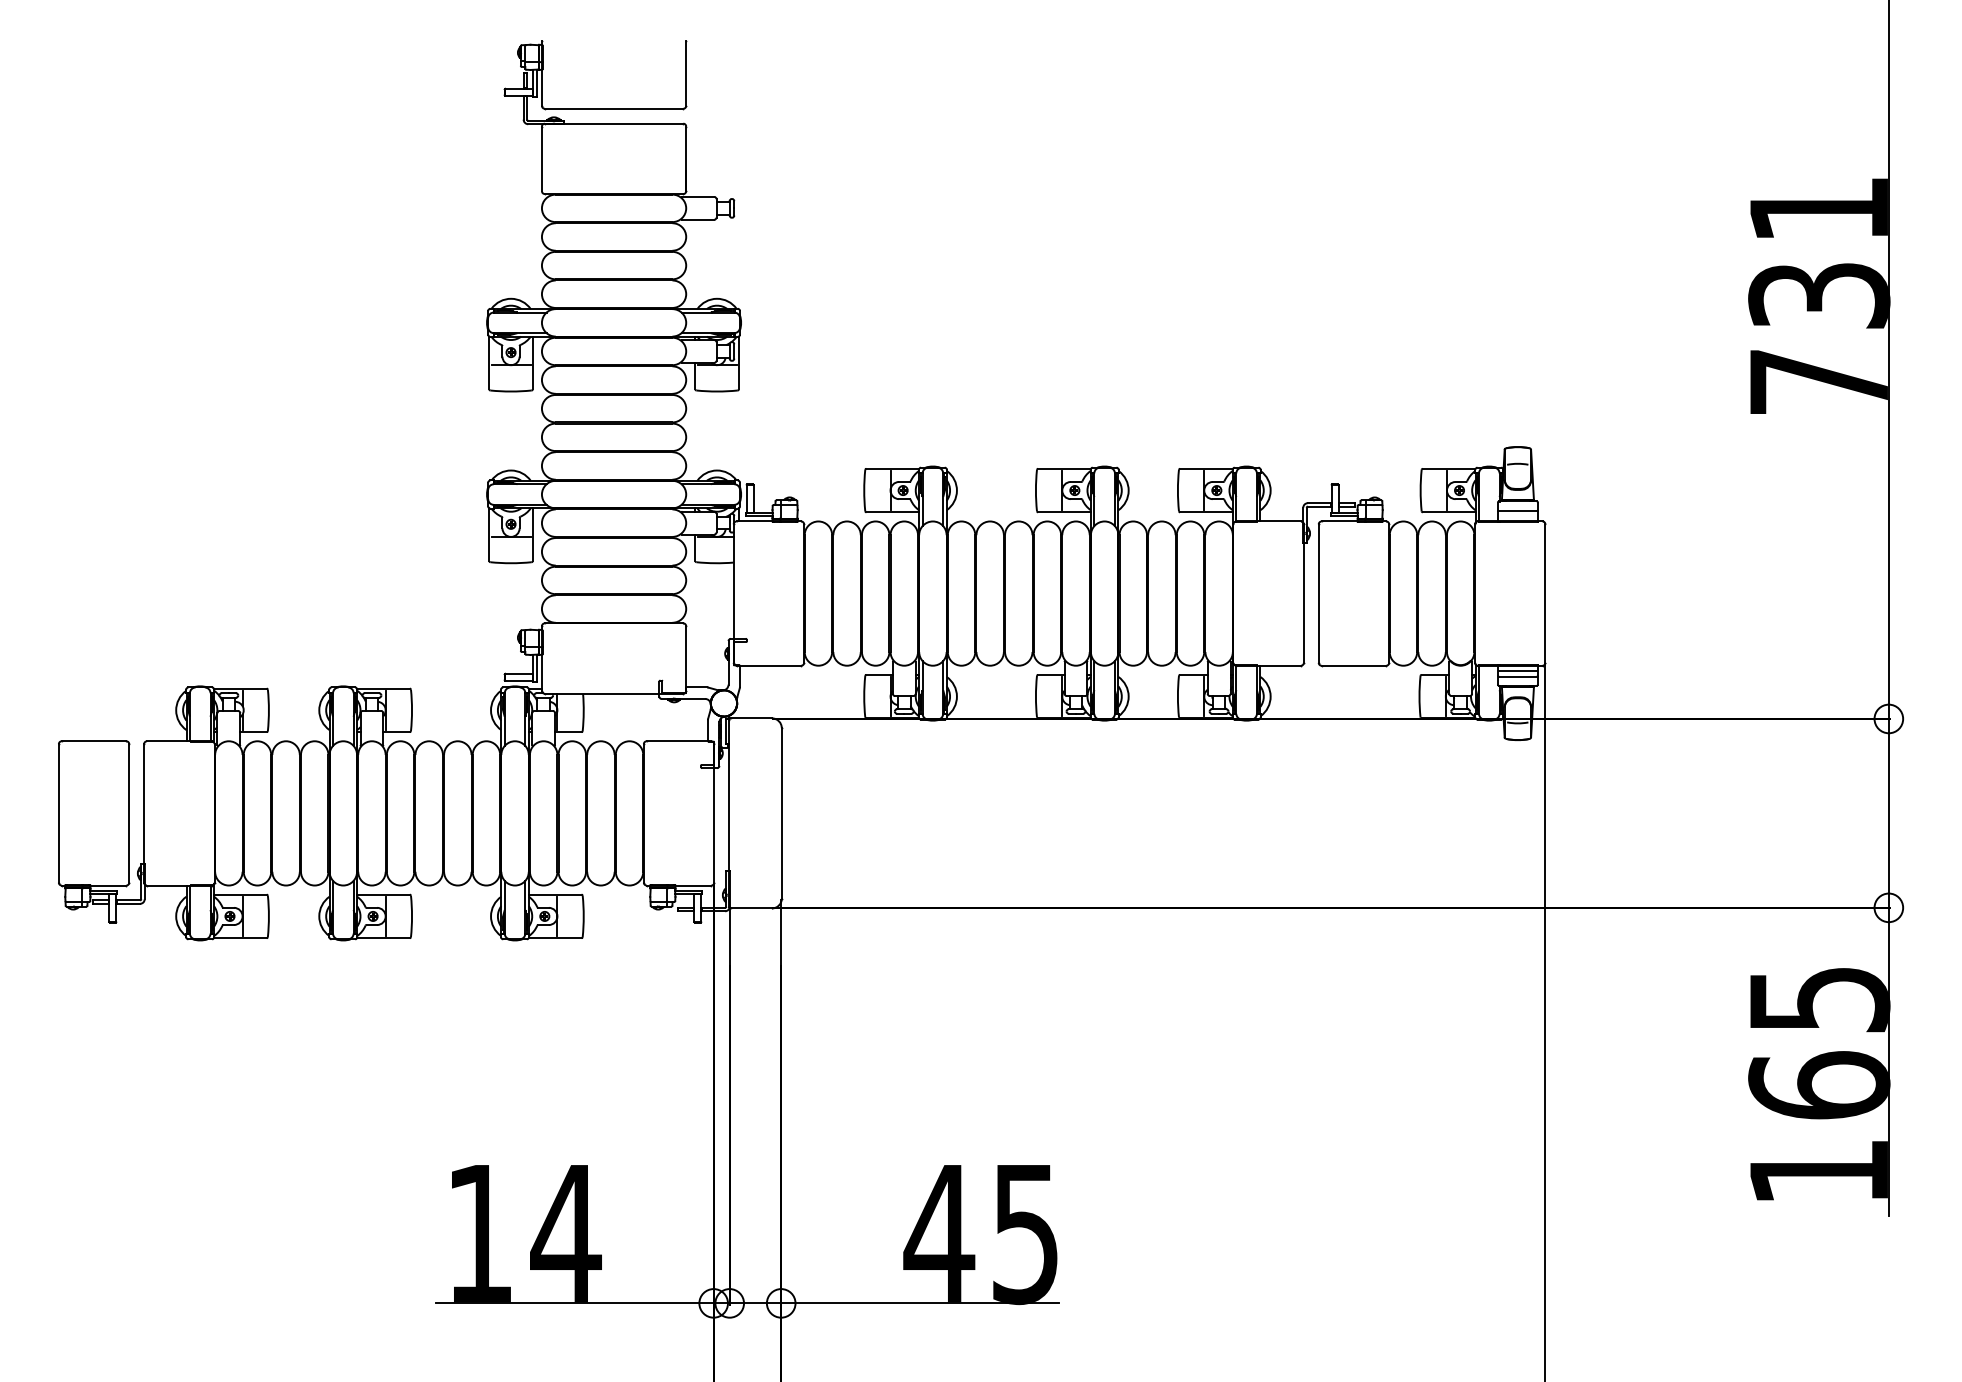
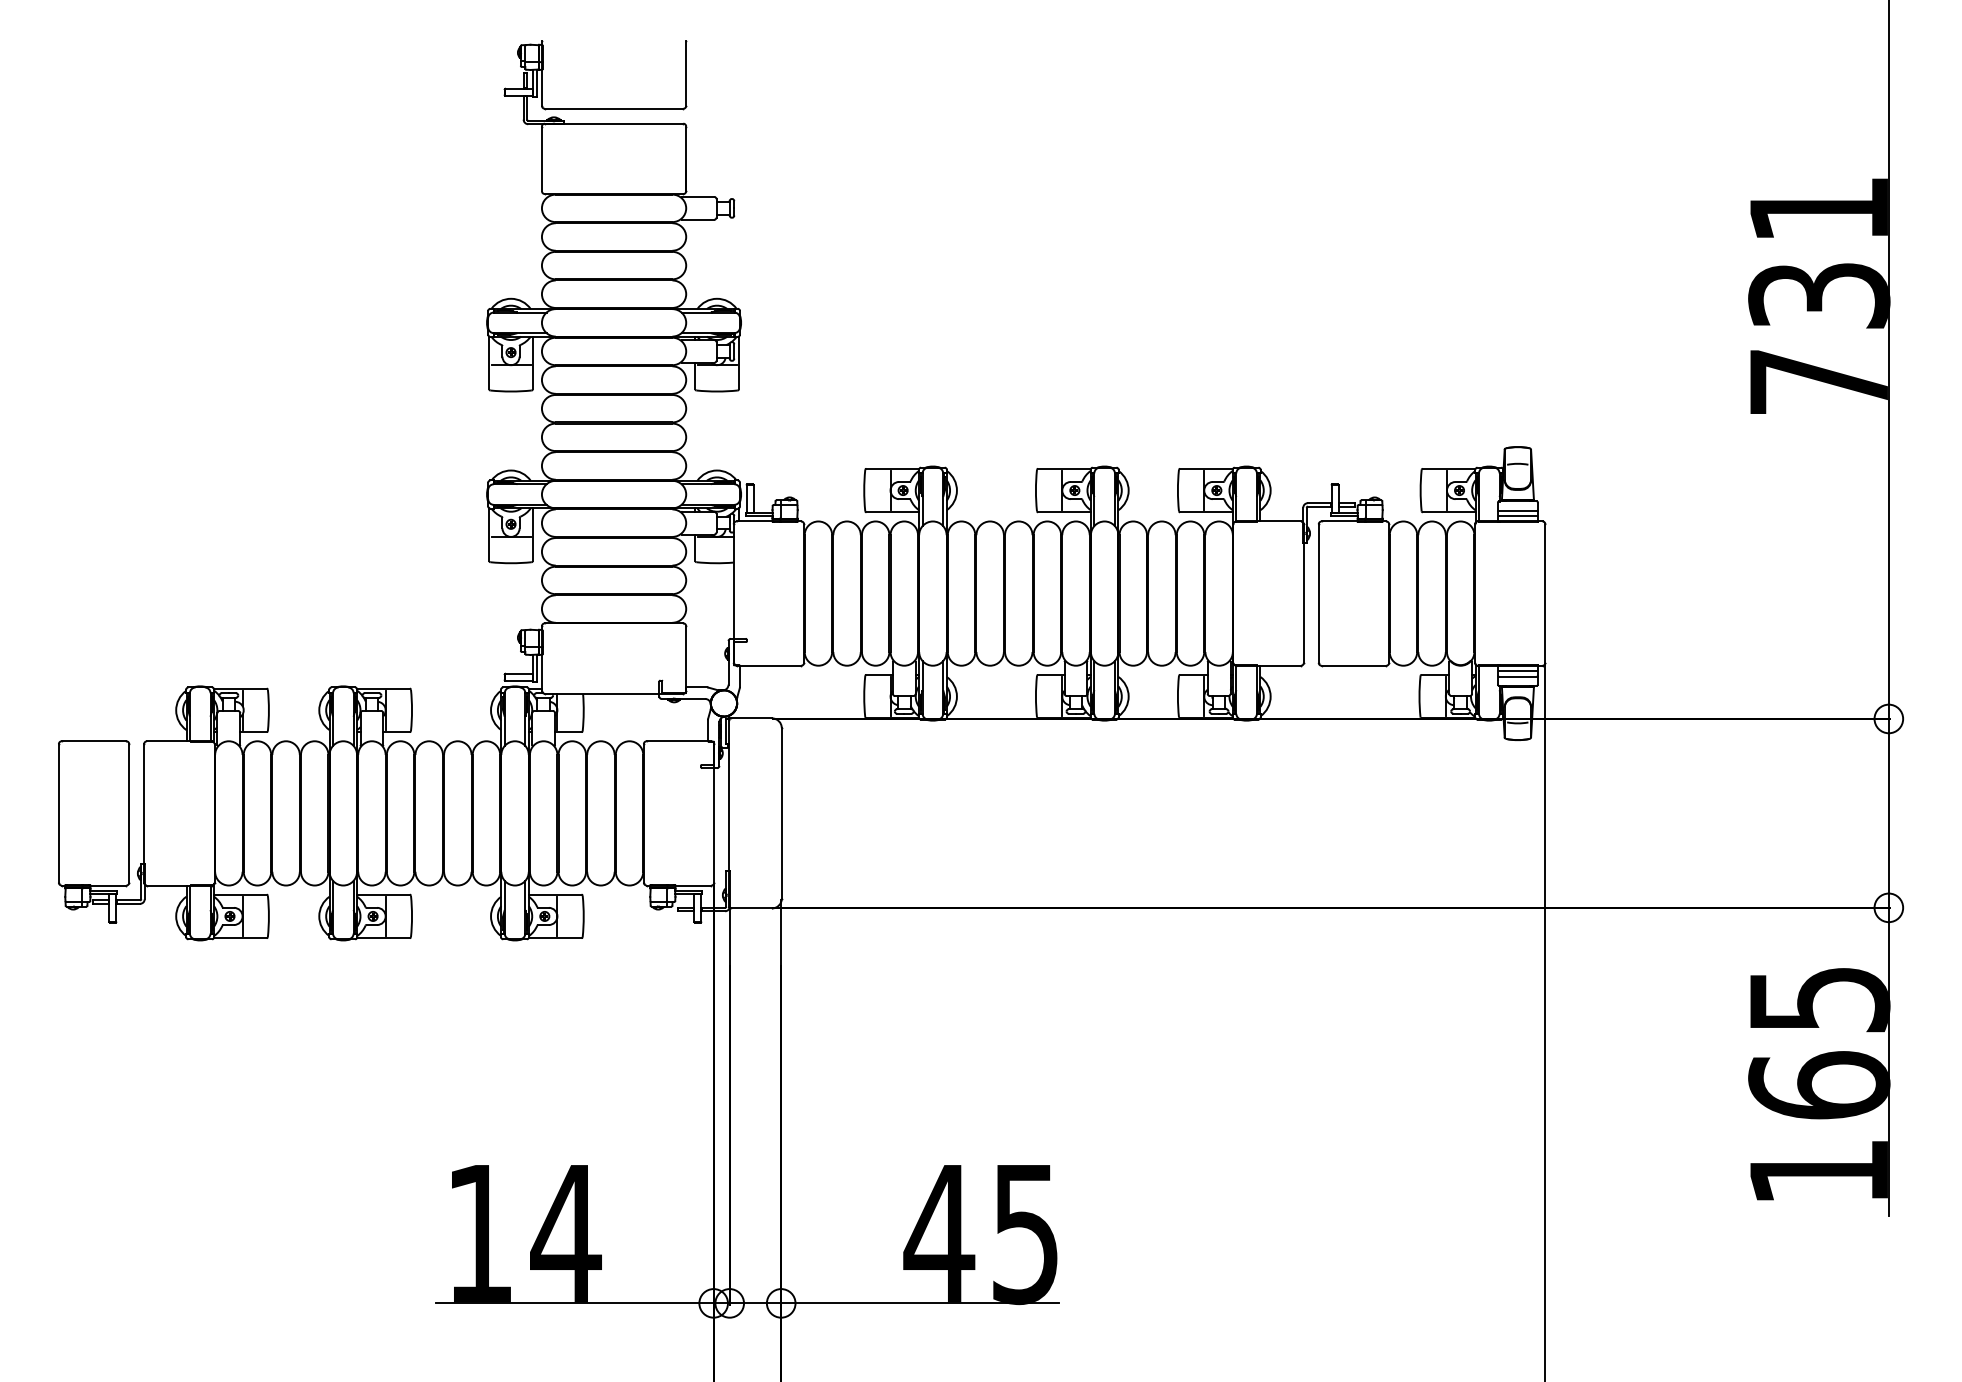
line: none -> present (1517, 515)
